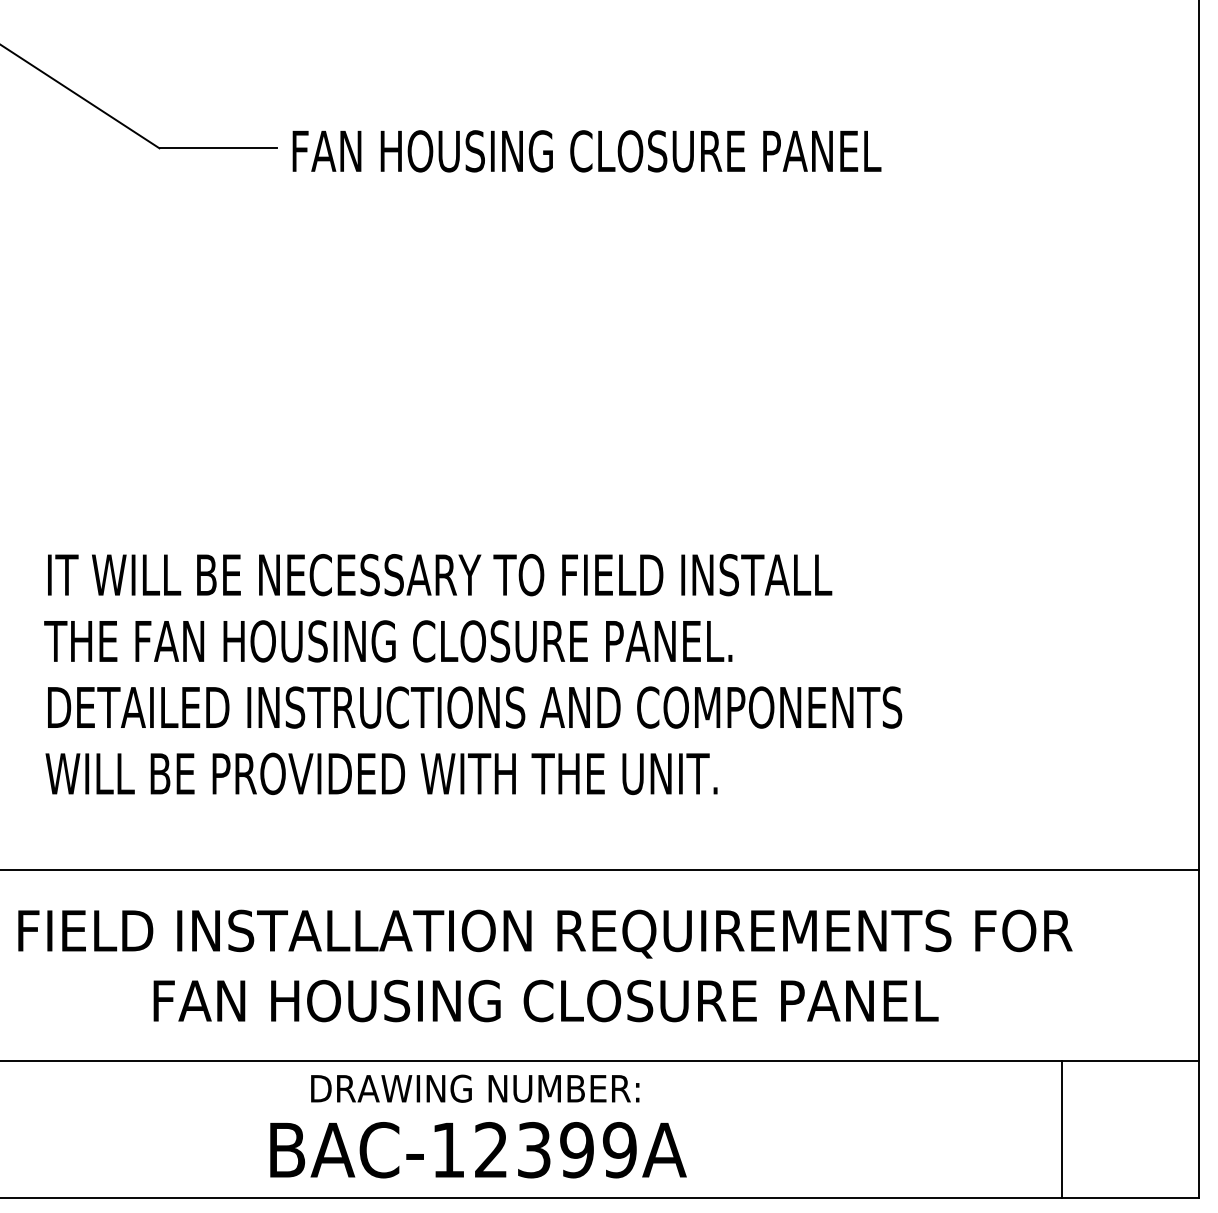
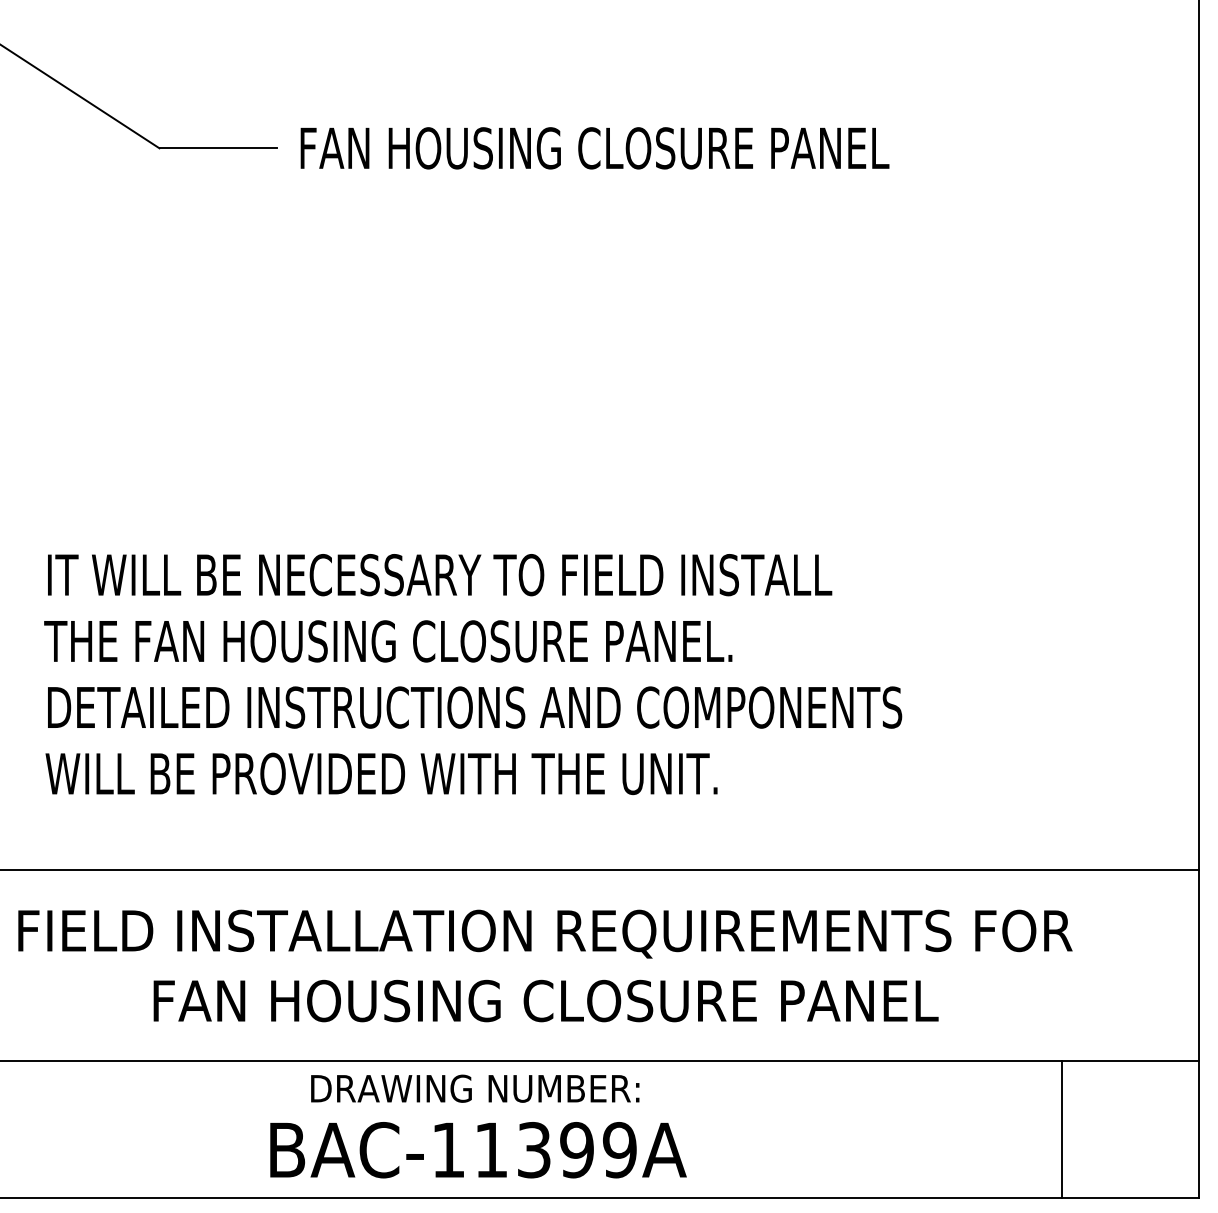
text position: (586, 151) -> (594, 148) (594, 148)
text: BAC-12399A -> BAC-11399A (490, 1149)
